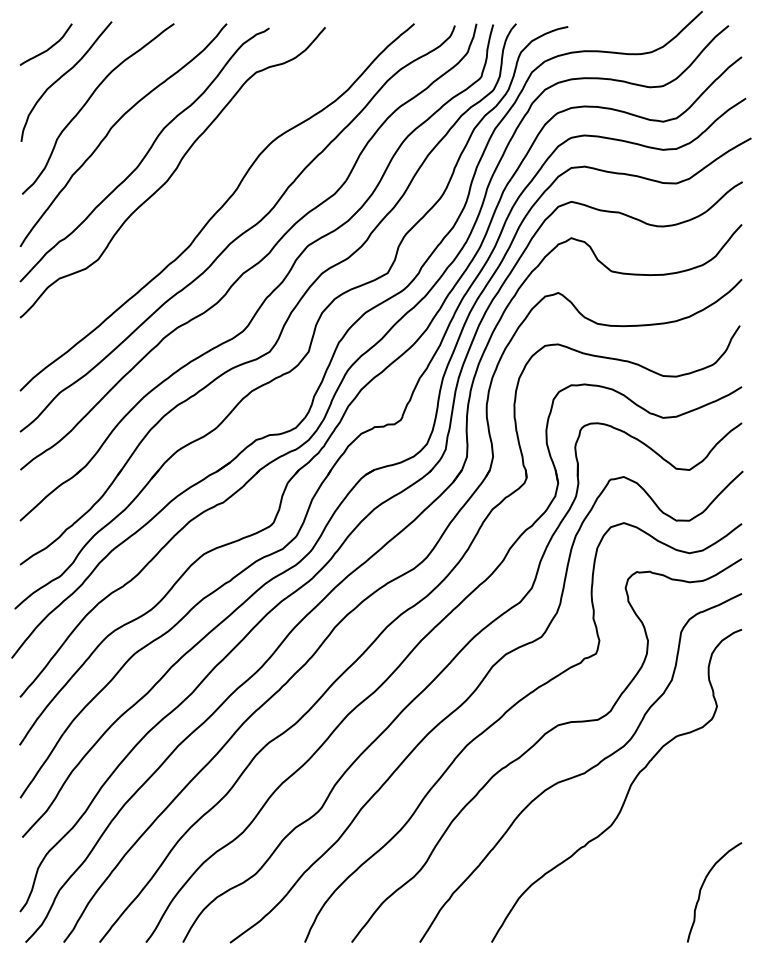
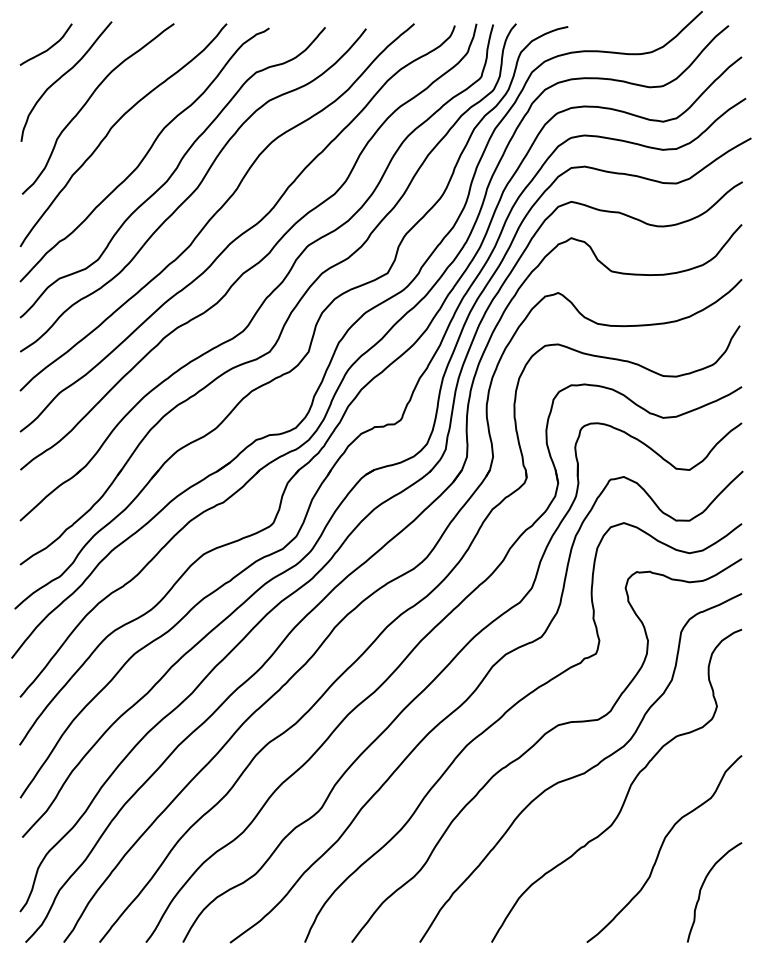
curve: none -> present (193, 190)
curve: none -> present (662, 846)
